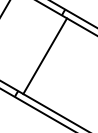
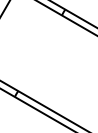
line: present -> none (45, 56)
